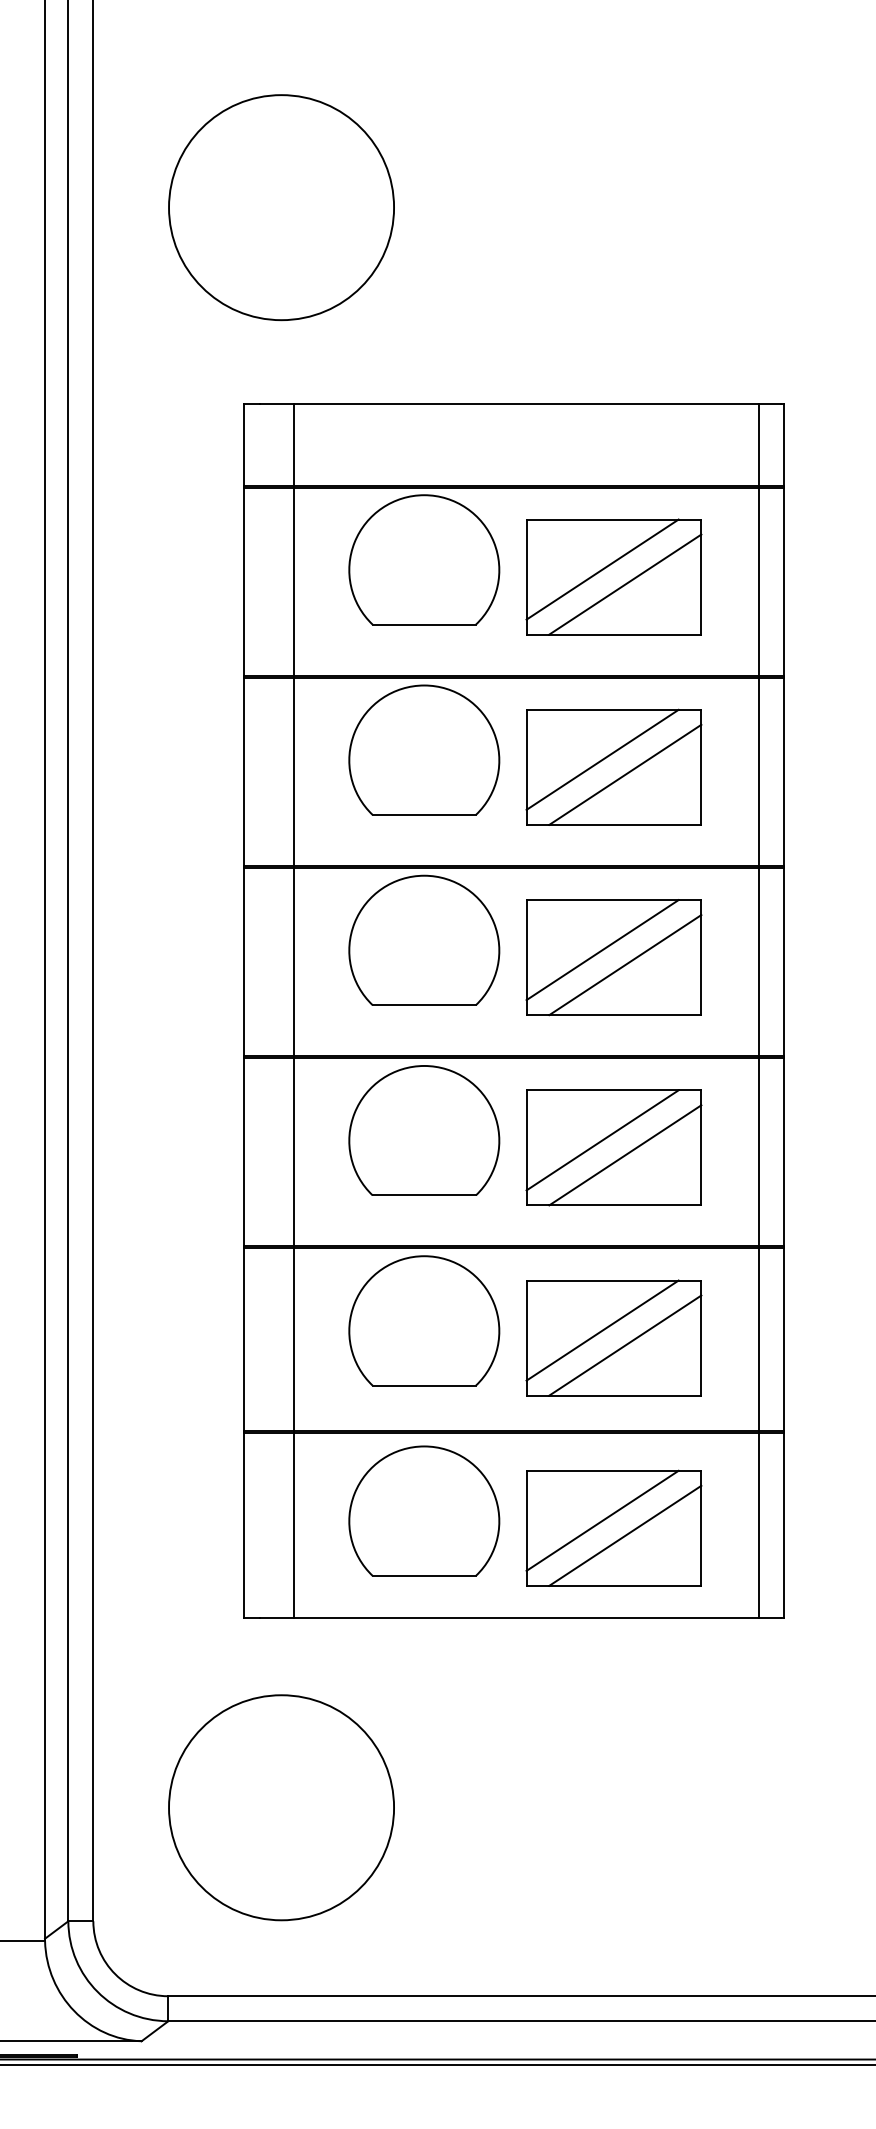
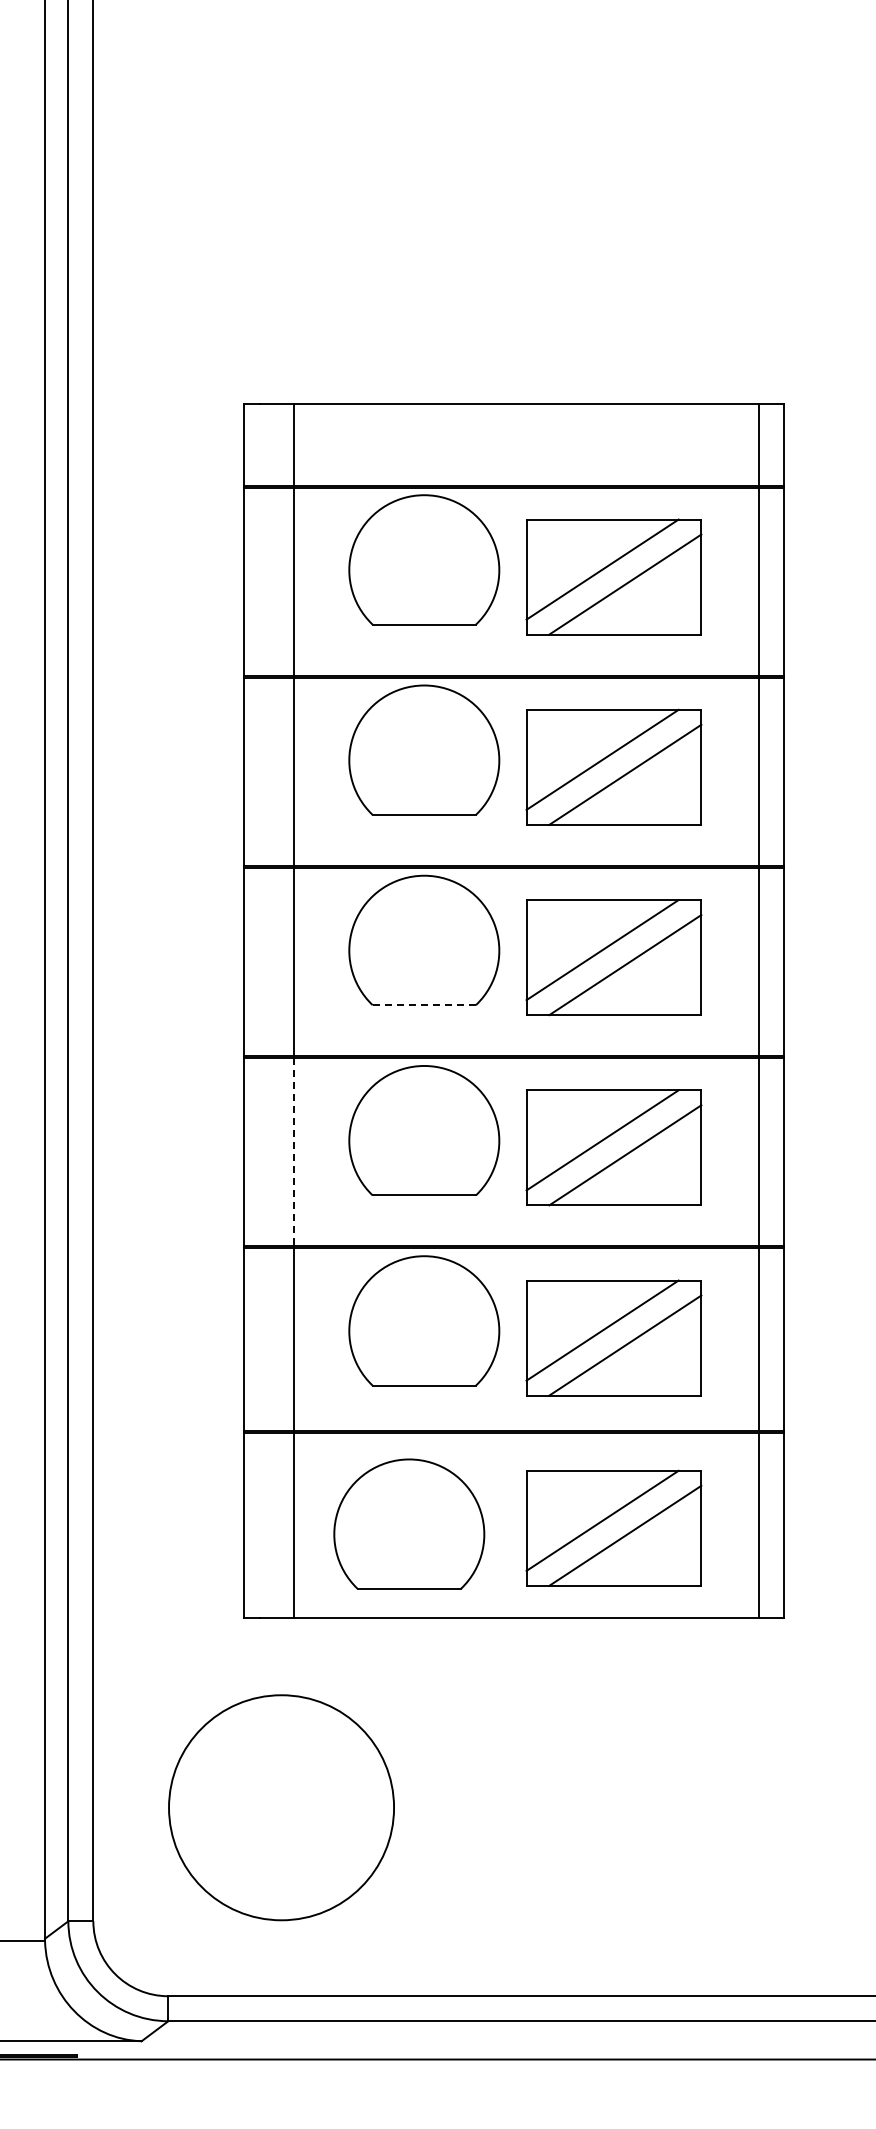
circle: present -> none (281, 207)
line: solid -> dashed (424, 1005)
line: solid -> dashed (294, 1151)
part position: (424, 1510) -> (409, 1523) (409, 1523)
line: present -> none (437, 2065)
